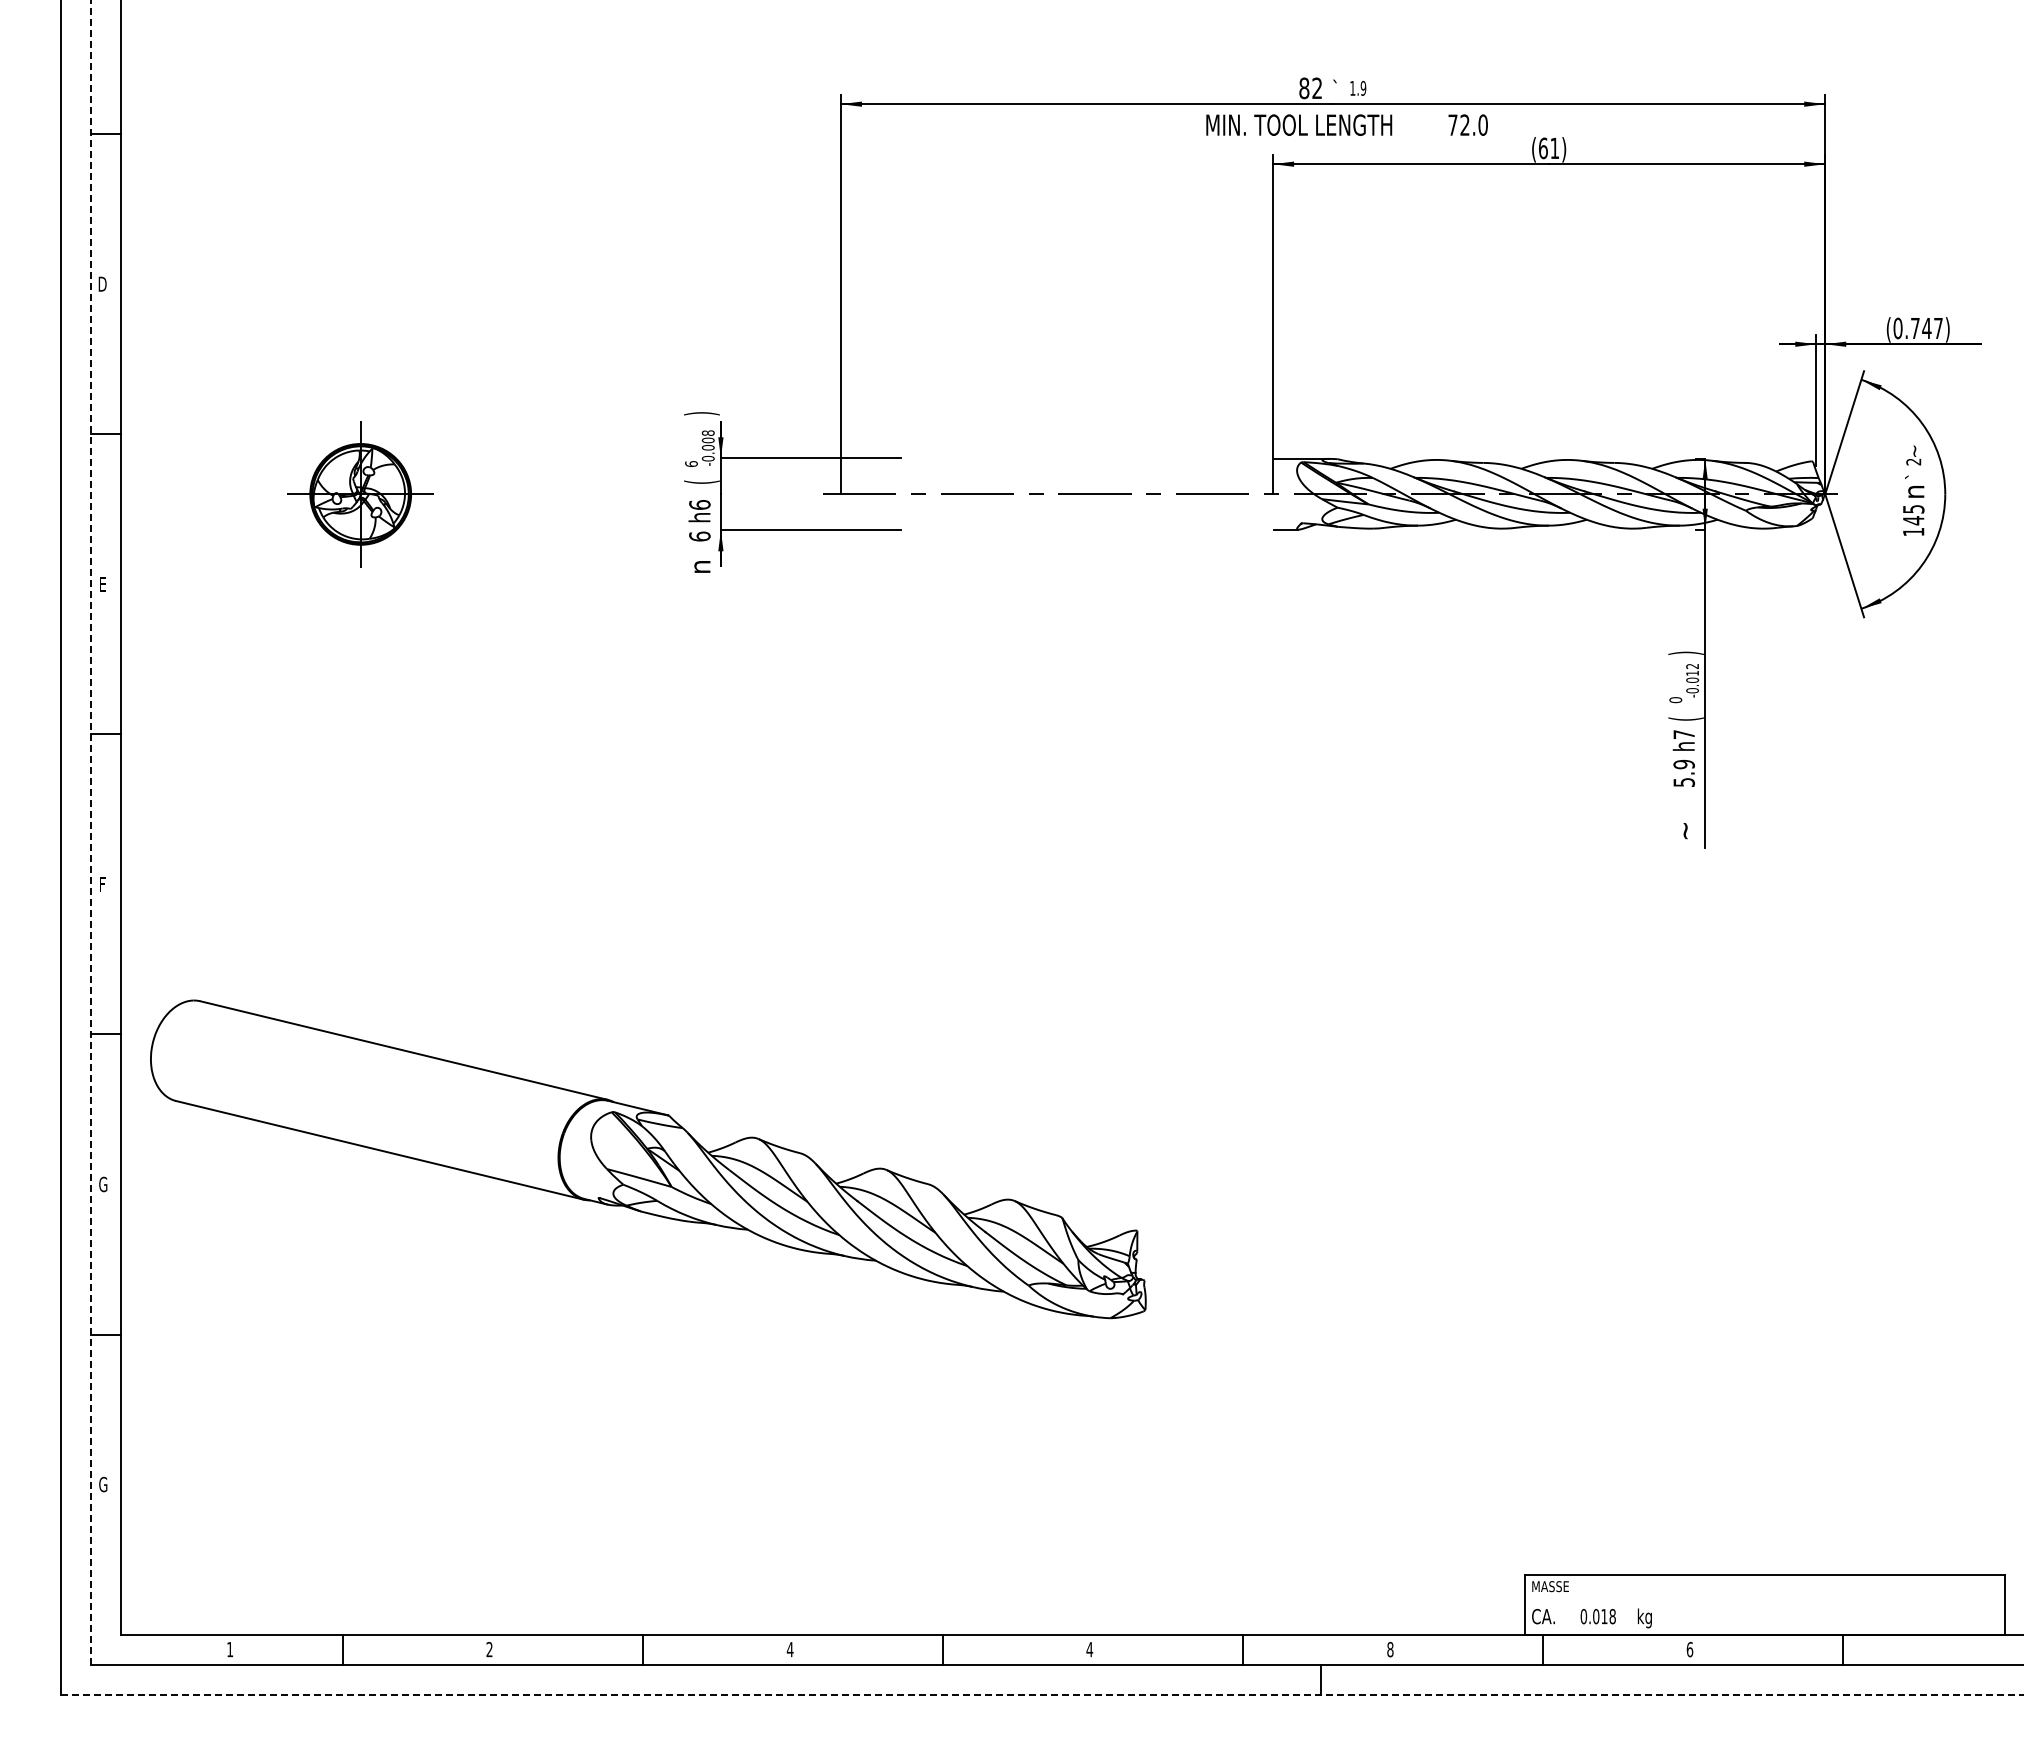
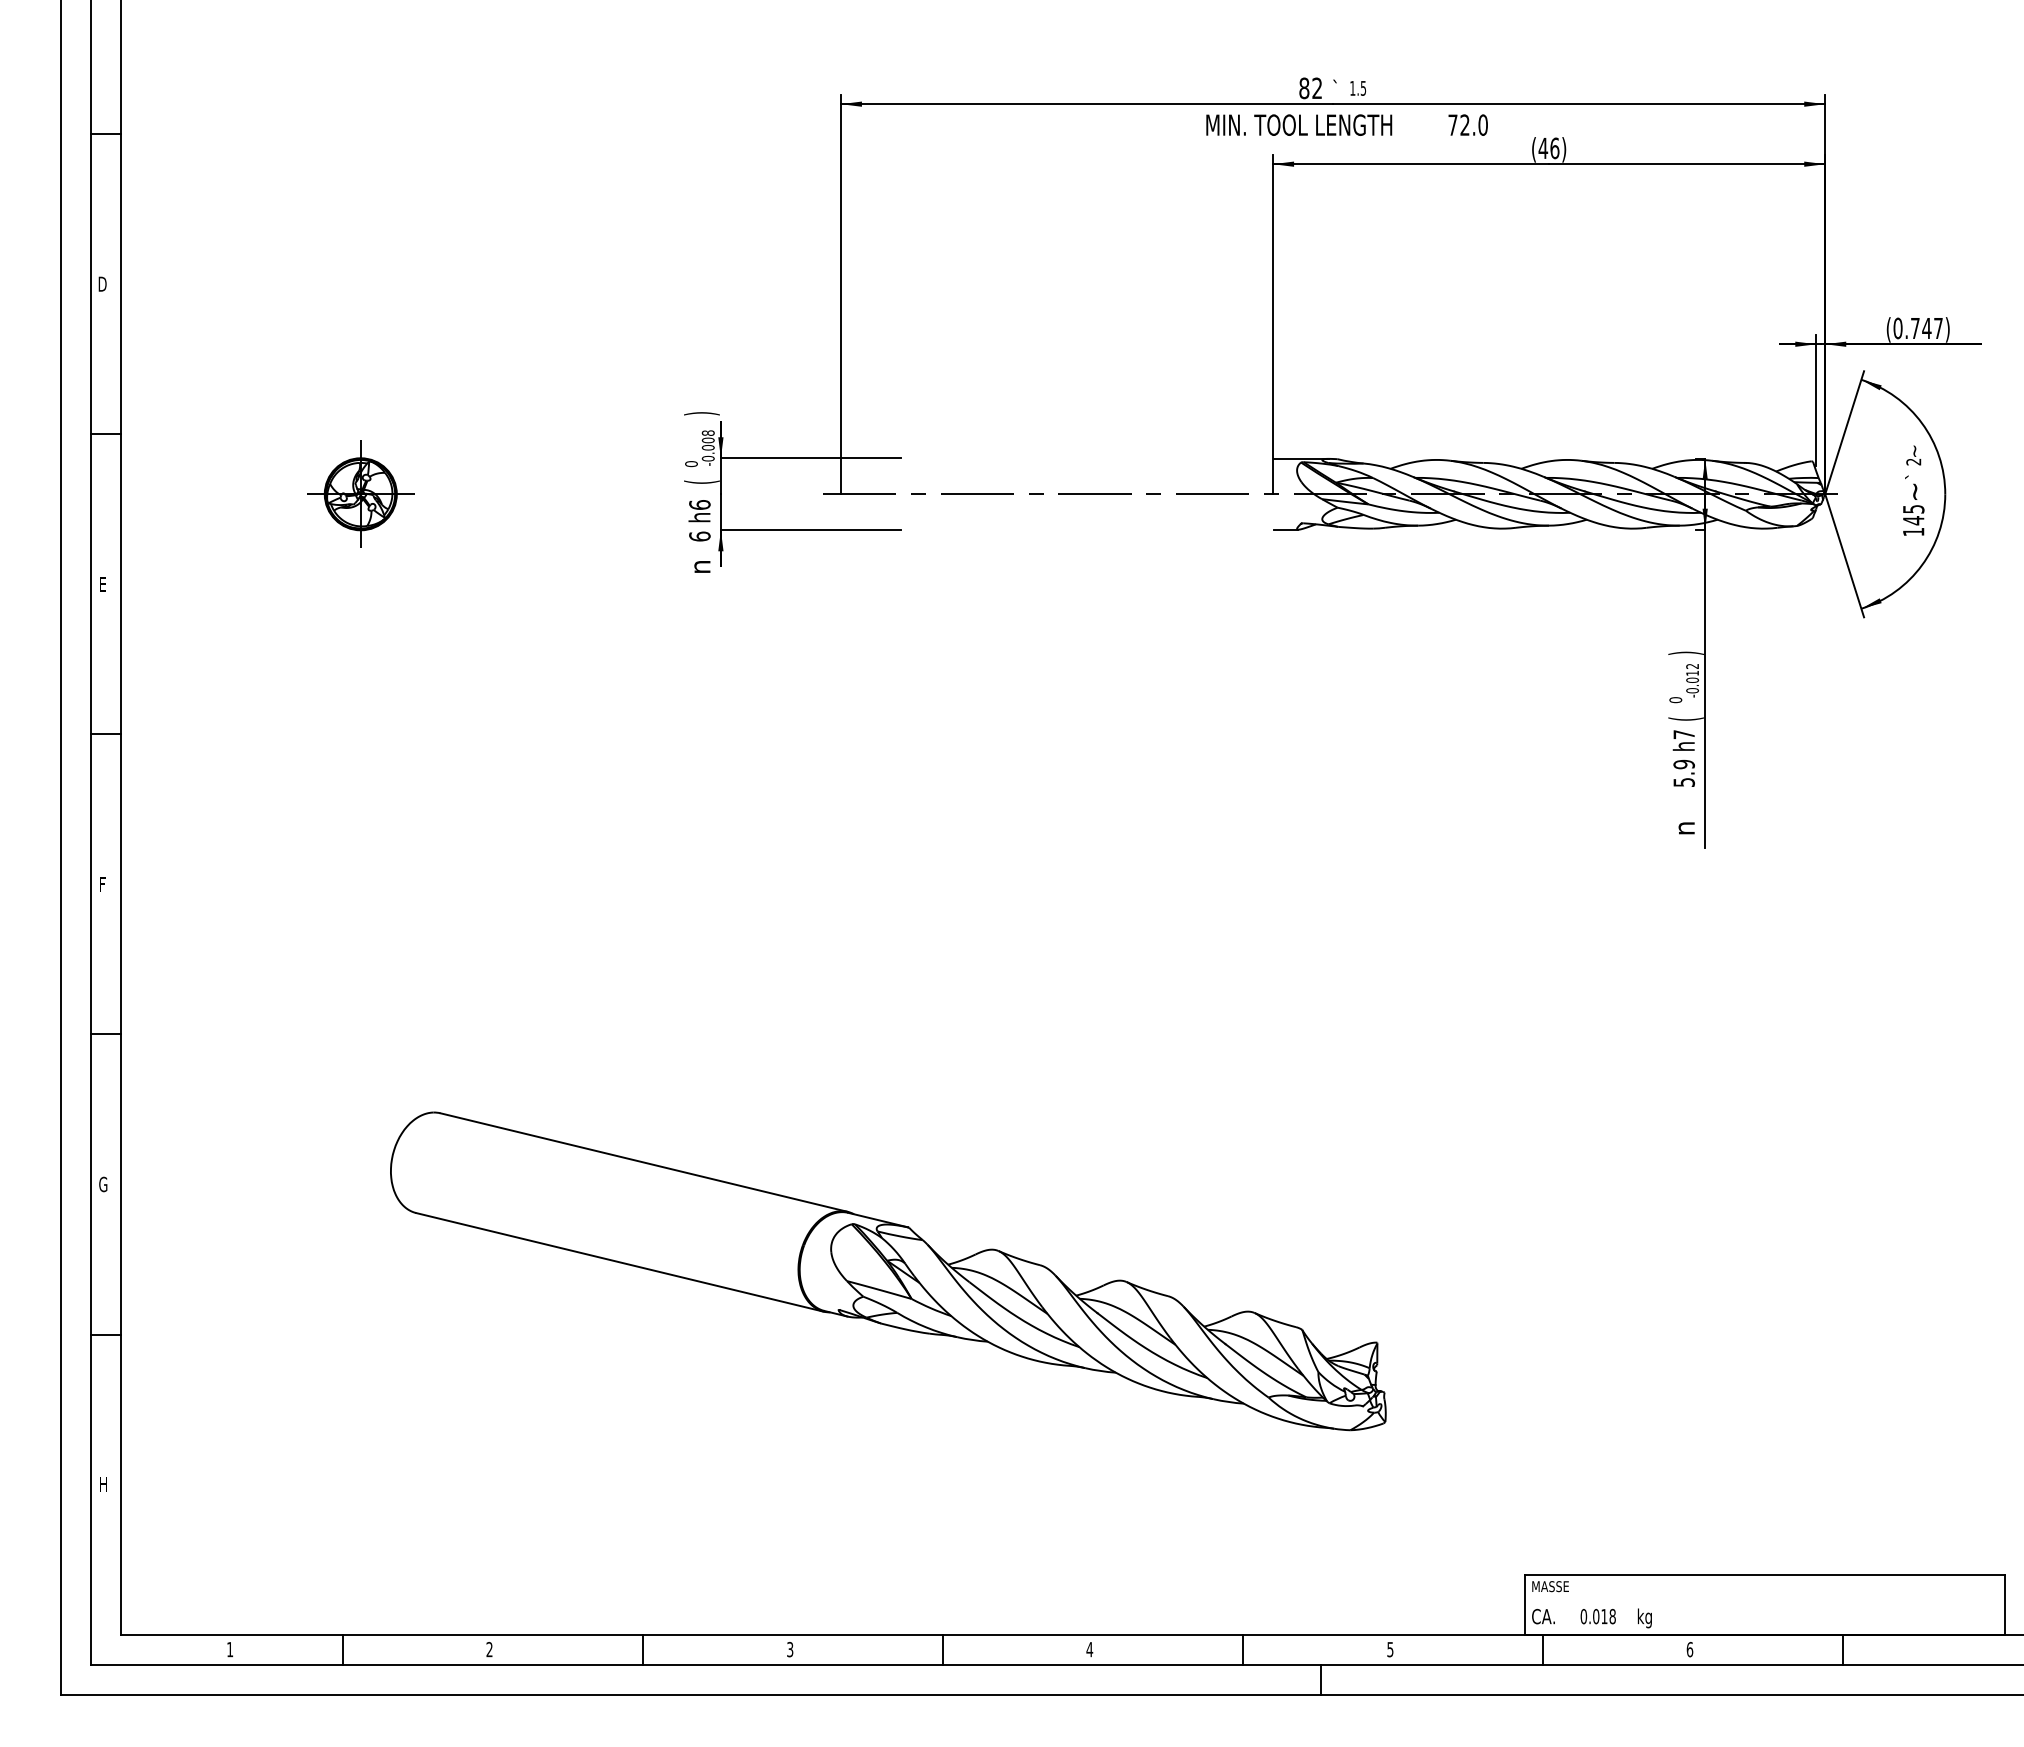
text: 1.9 -> 1.5 (1363, 87)
text: (61) -> (46) (1548, 148)
text: 6 -> 0 (691, 463)
text: n -> ~ (1916, 491)
part size: 147x147 px -> 108x108 px (360, 493)
text: ~ -> n (1686, 830)
line: dashed -> solid (90, 832)
part position: (648, 1159) -> (888, 1271) (888, 1271)
text: G -> H (103, 1484)
text: 4 -> 3 (789, 1649)
text: 8 -> 5 (1390, 1649)
line: dashed -> solid (1042, 1694)
